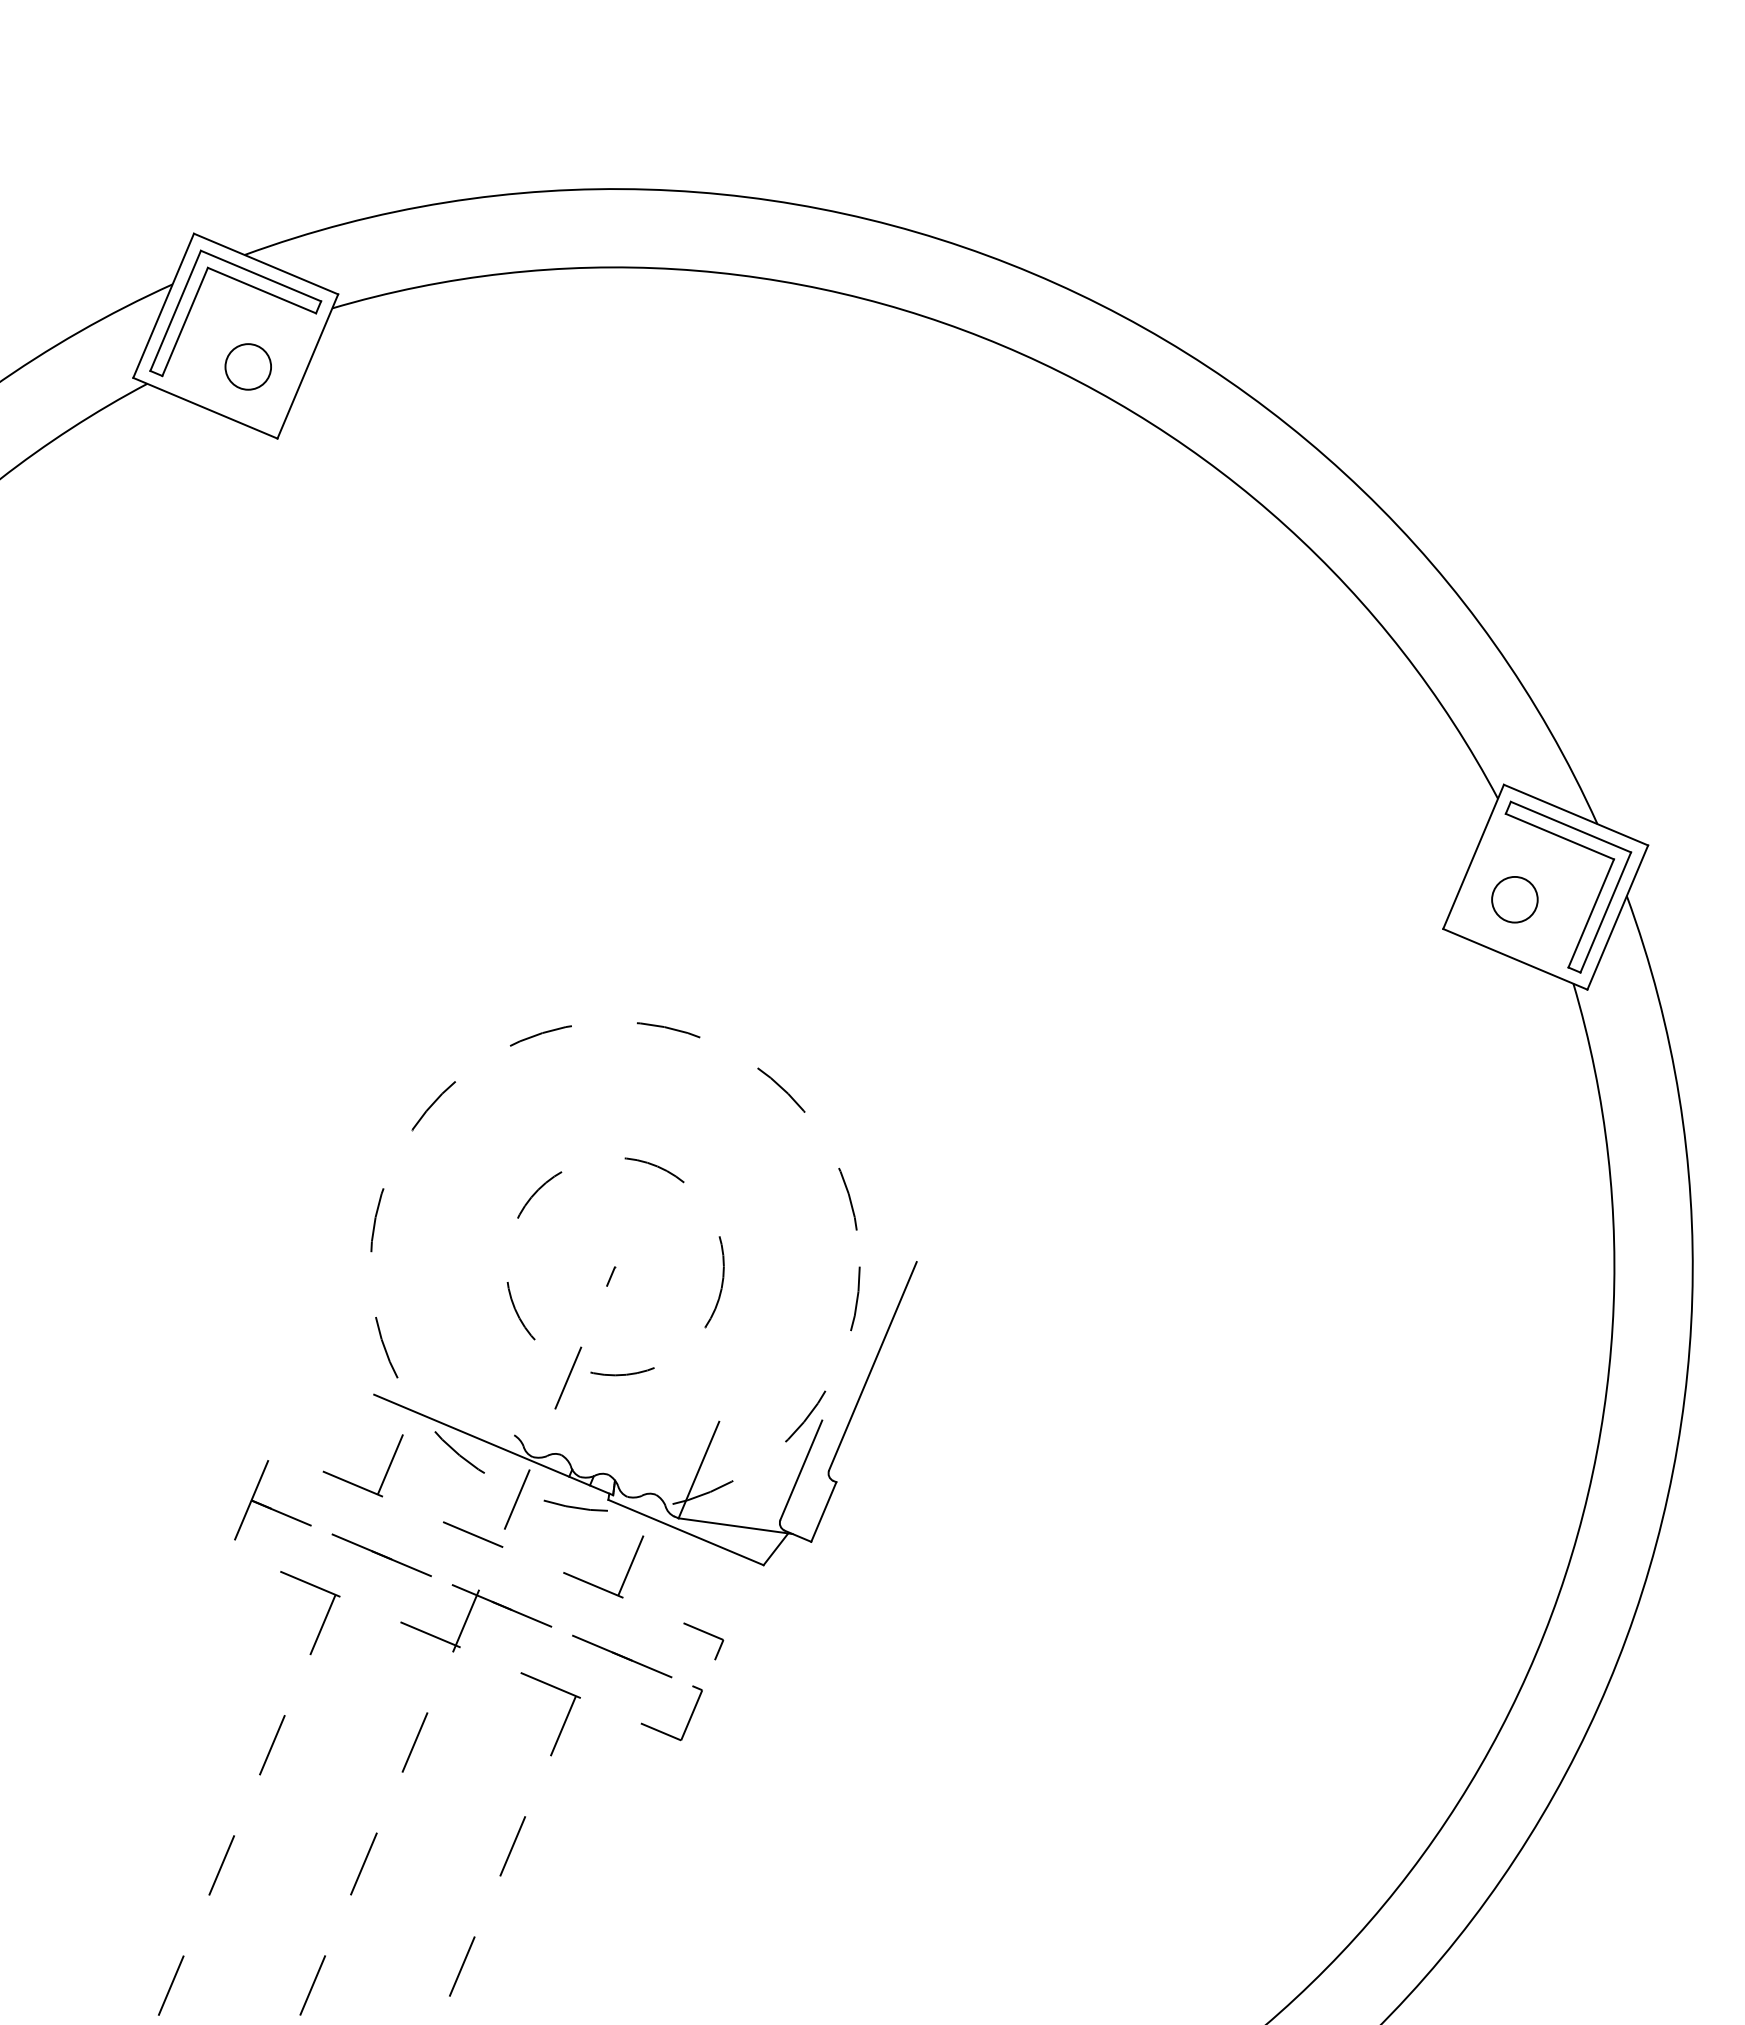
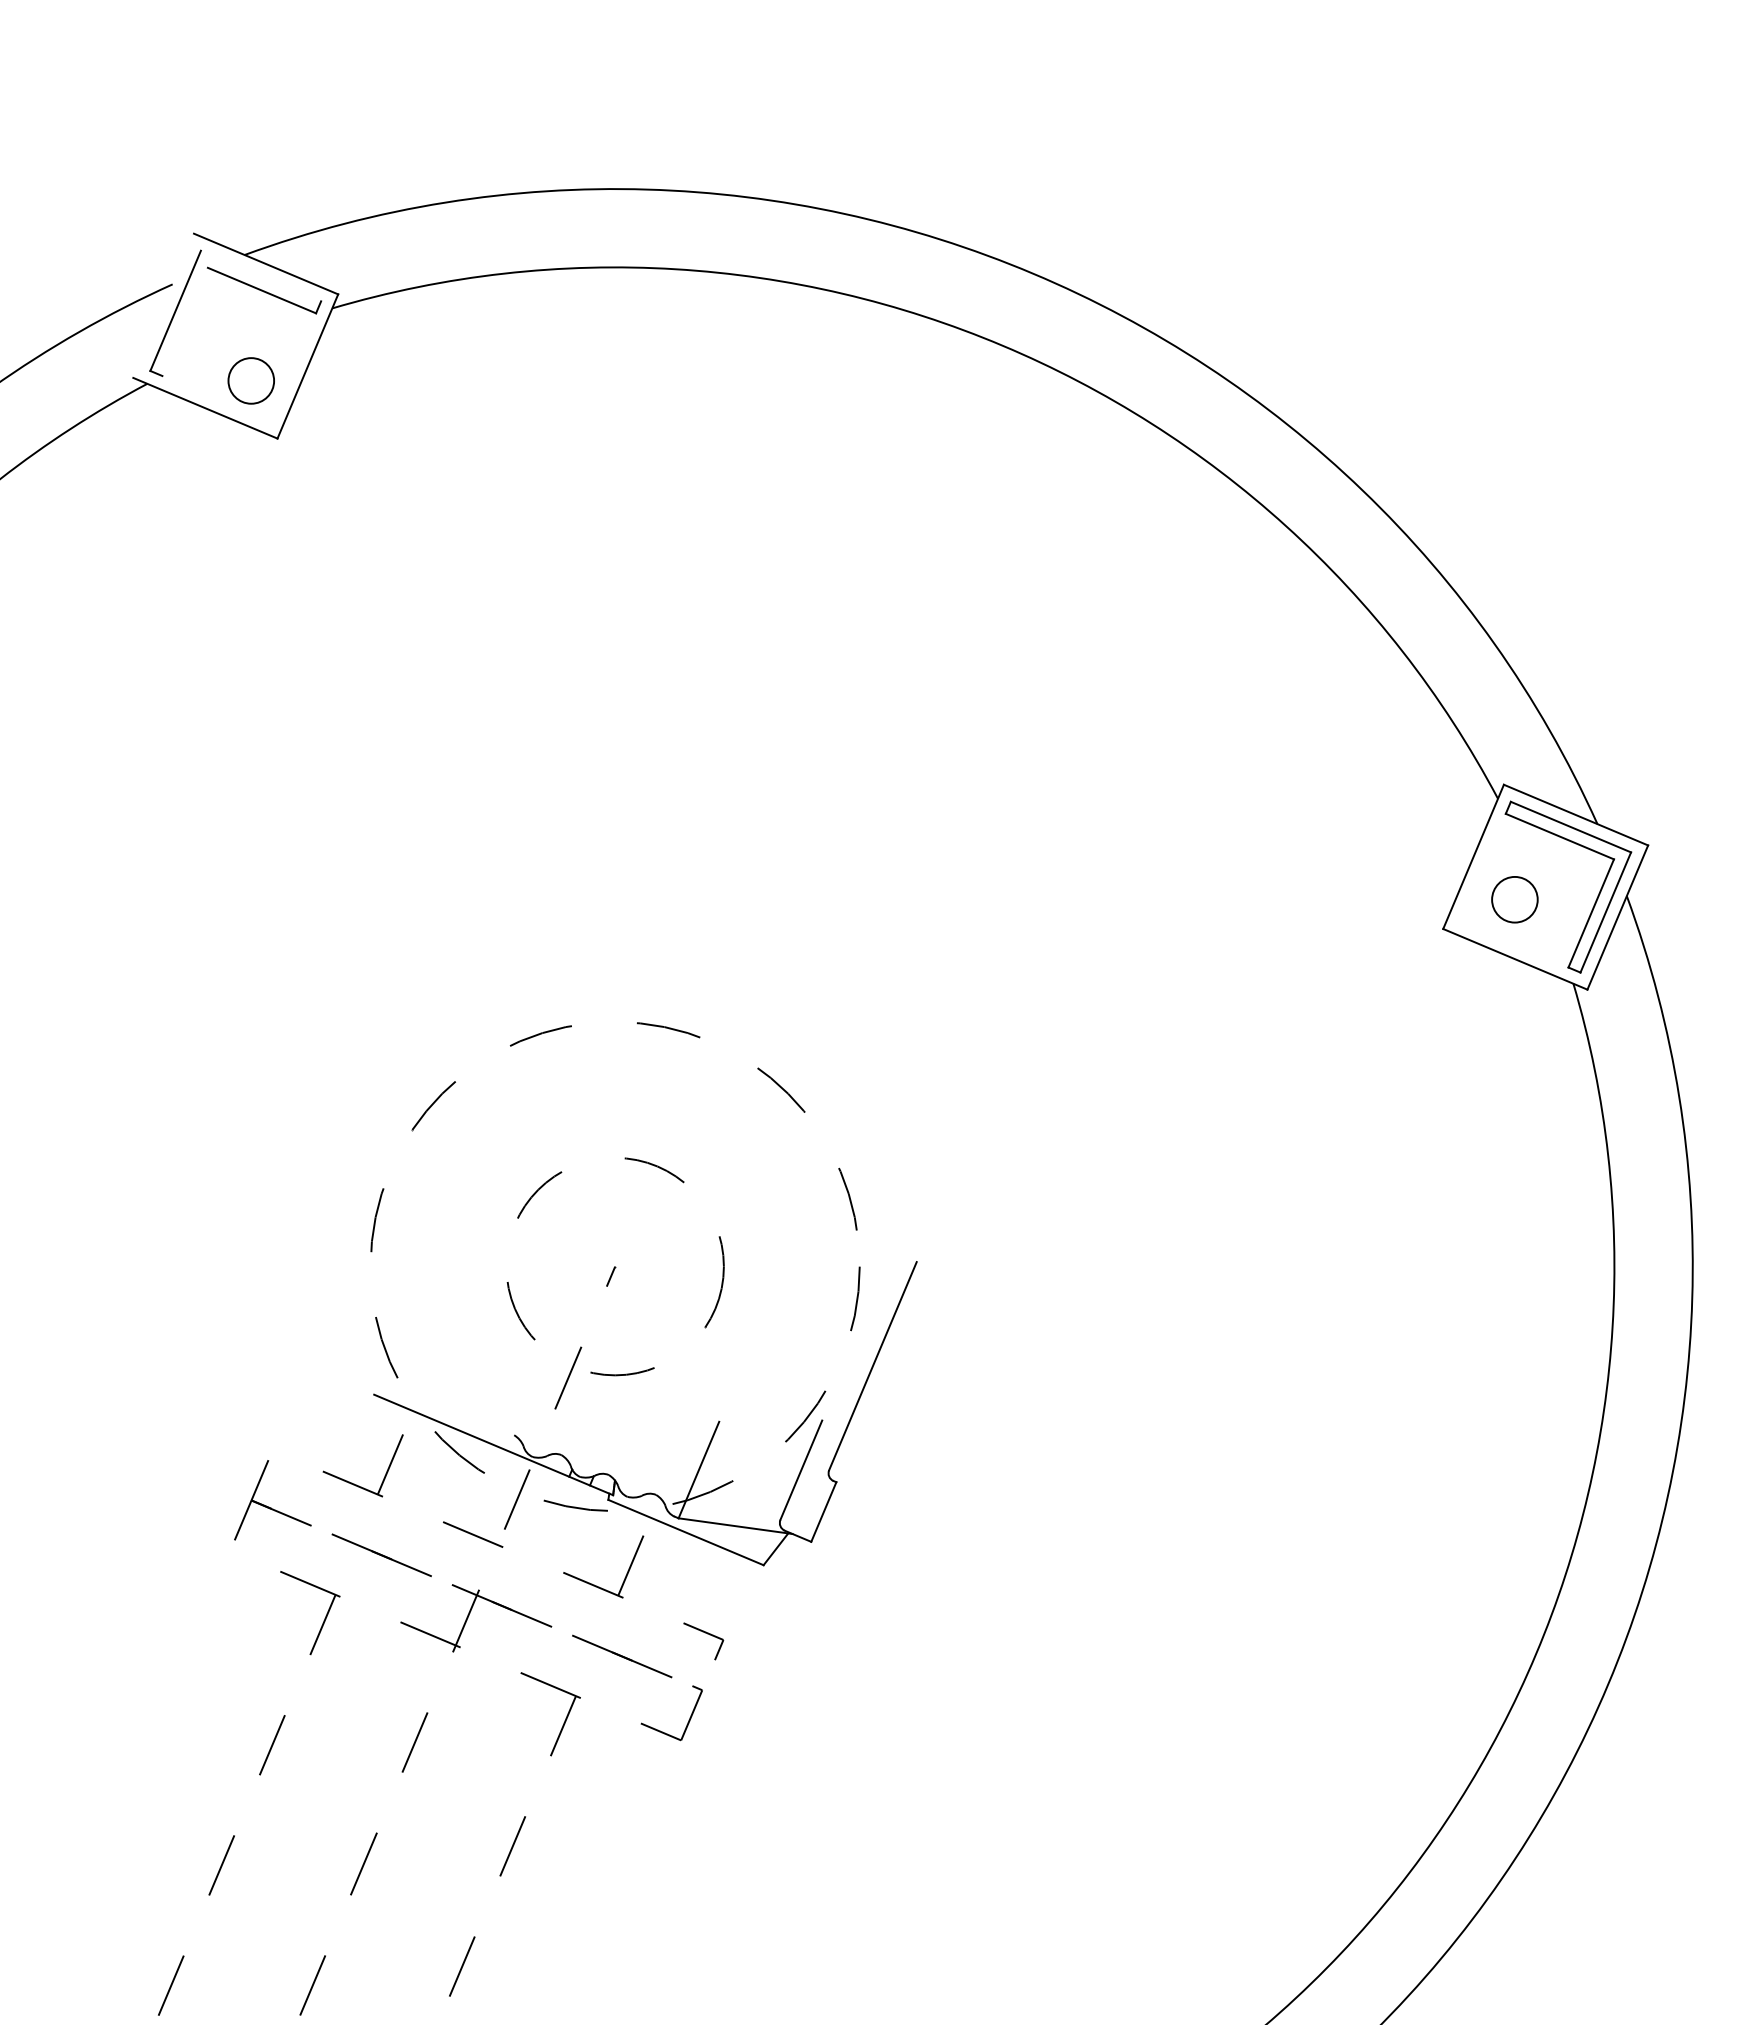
line: present -> none (260, 275)
line: present -> none (163, 305)
line: present -> none (184, 321)
circle position: (247, 366) -> (250, 380) (250, 380)
